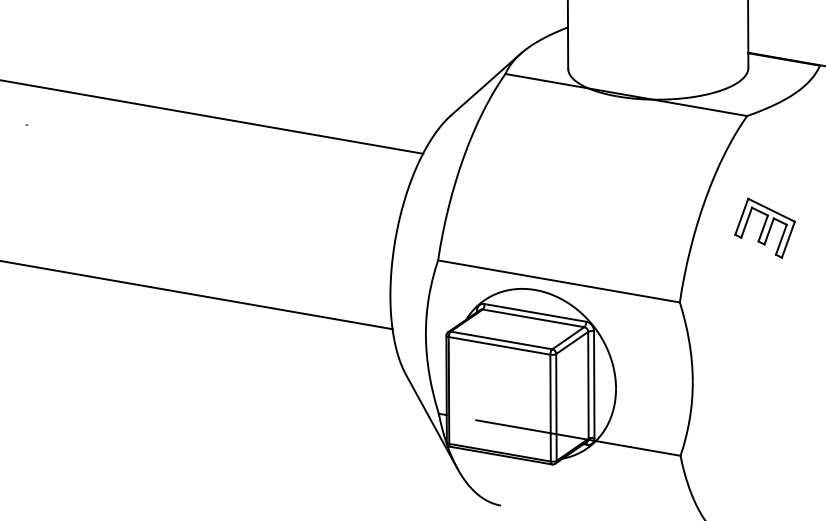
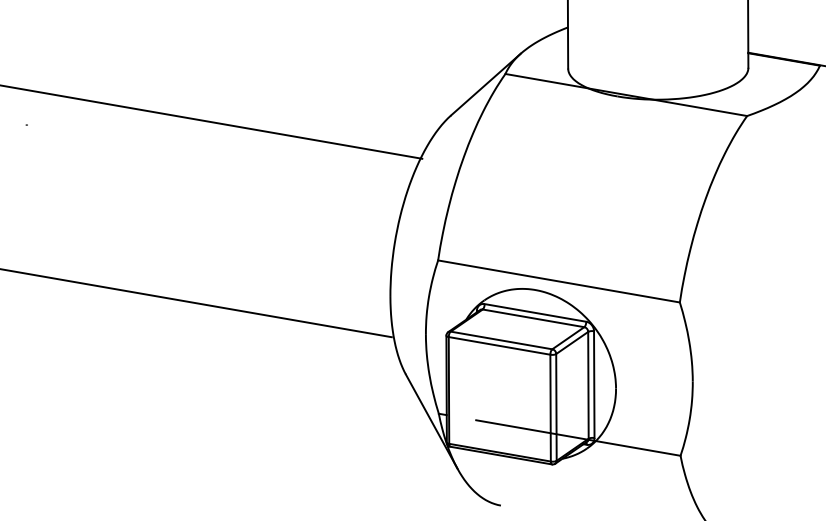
line position: (212, 116) -> (212, 121) (212, 121)
part: present -> none (764, 227)
line position: (197, 295) -> (196, 303) (196, 303)
